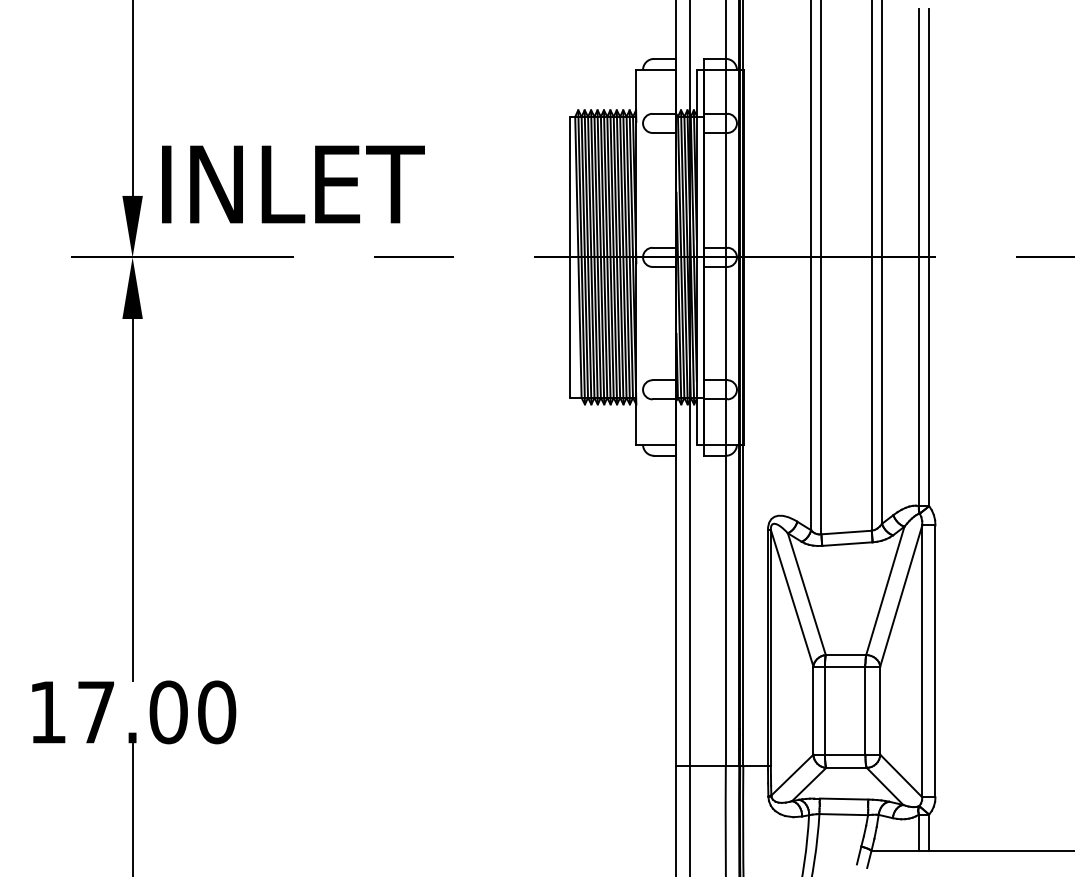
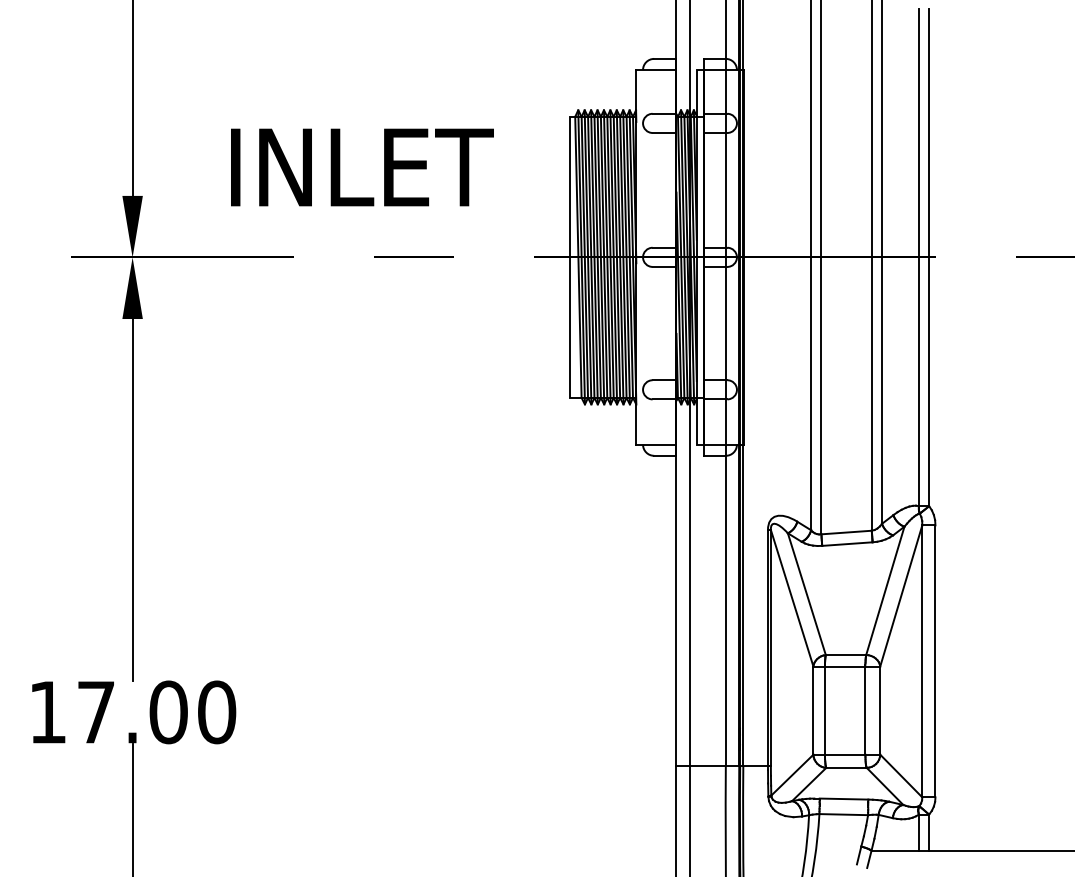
text position: (293, 184) -> (362, 167) (362, 167)
